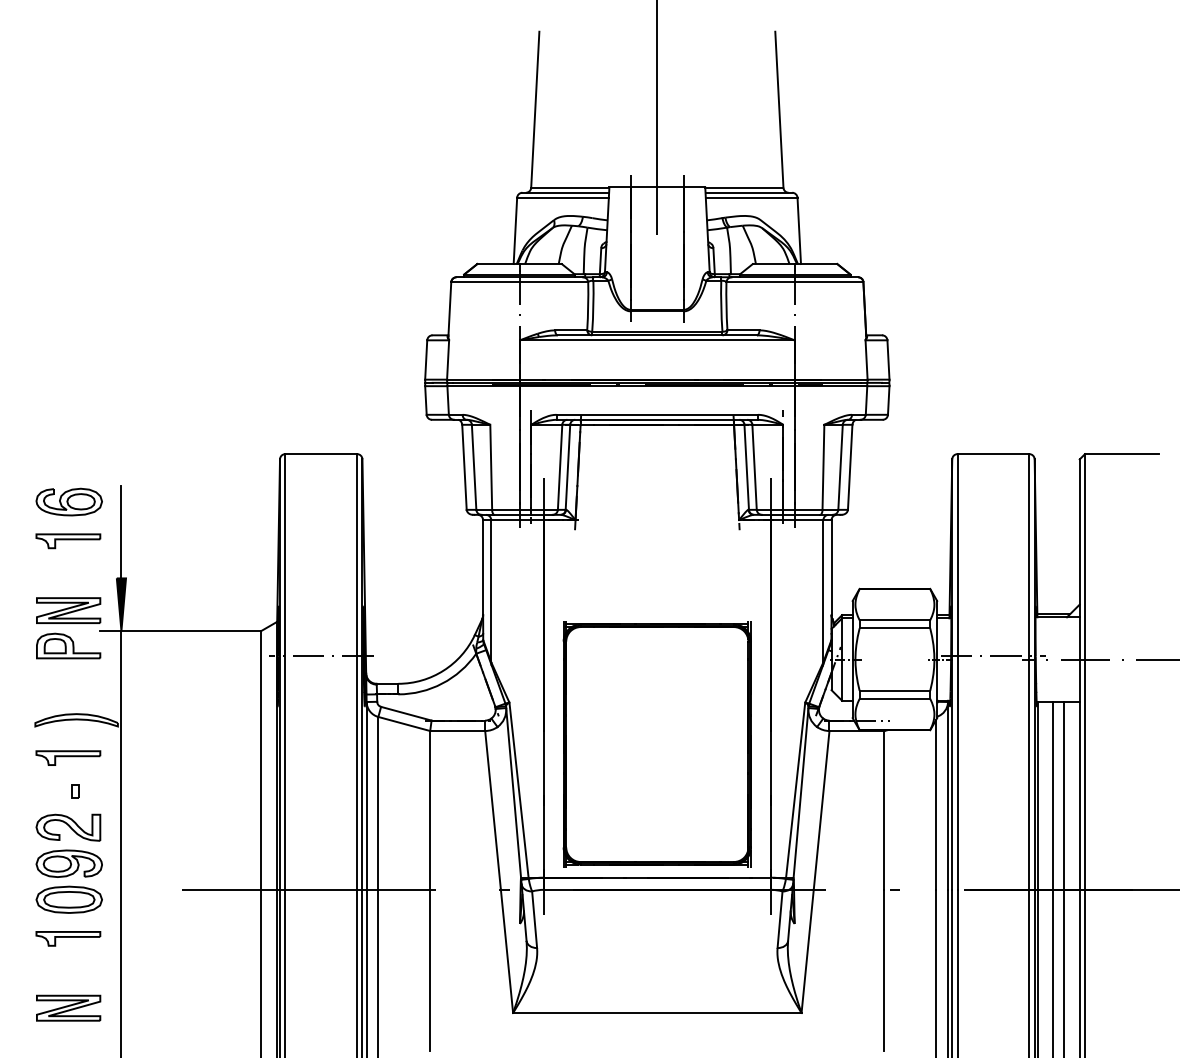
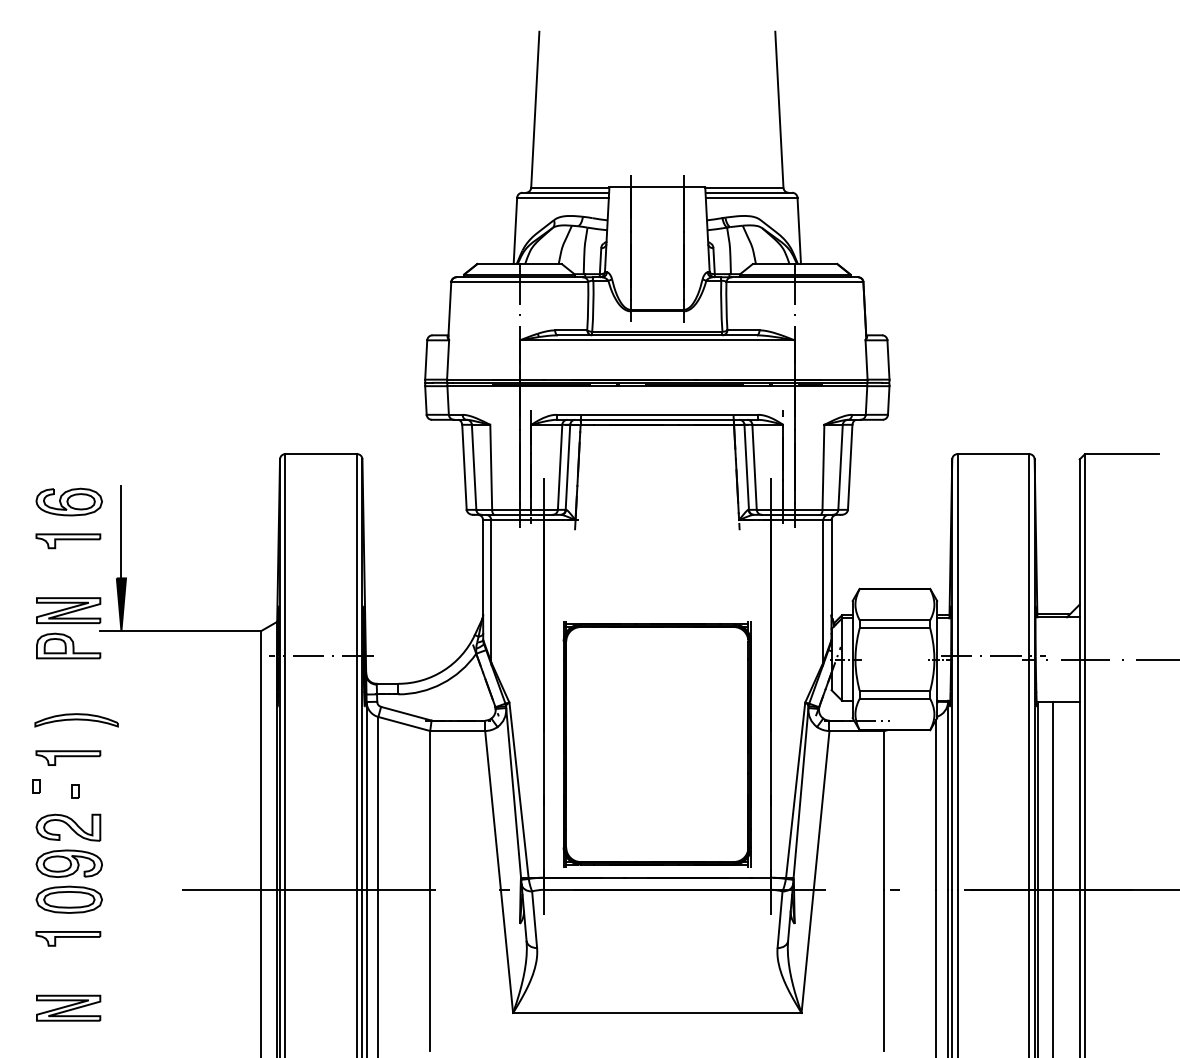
line: present -> none (657, 118)
part: none -> present (36, 786)
line: present -> none (121, 842)
line: present -> none (1063, 877)
